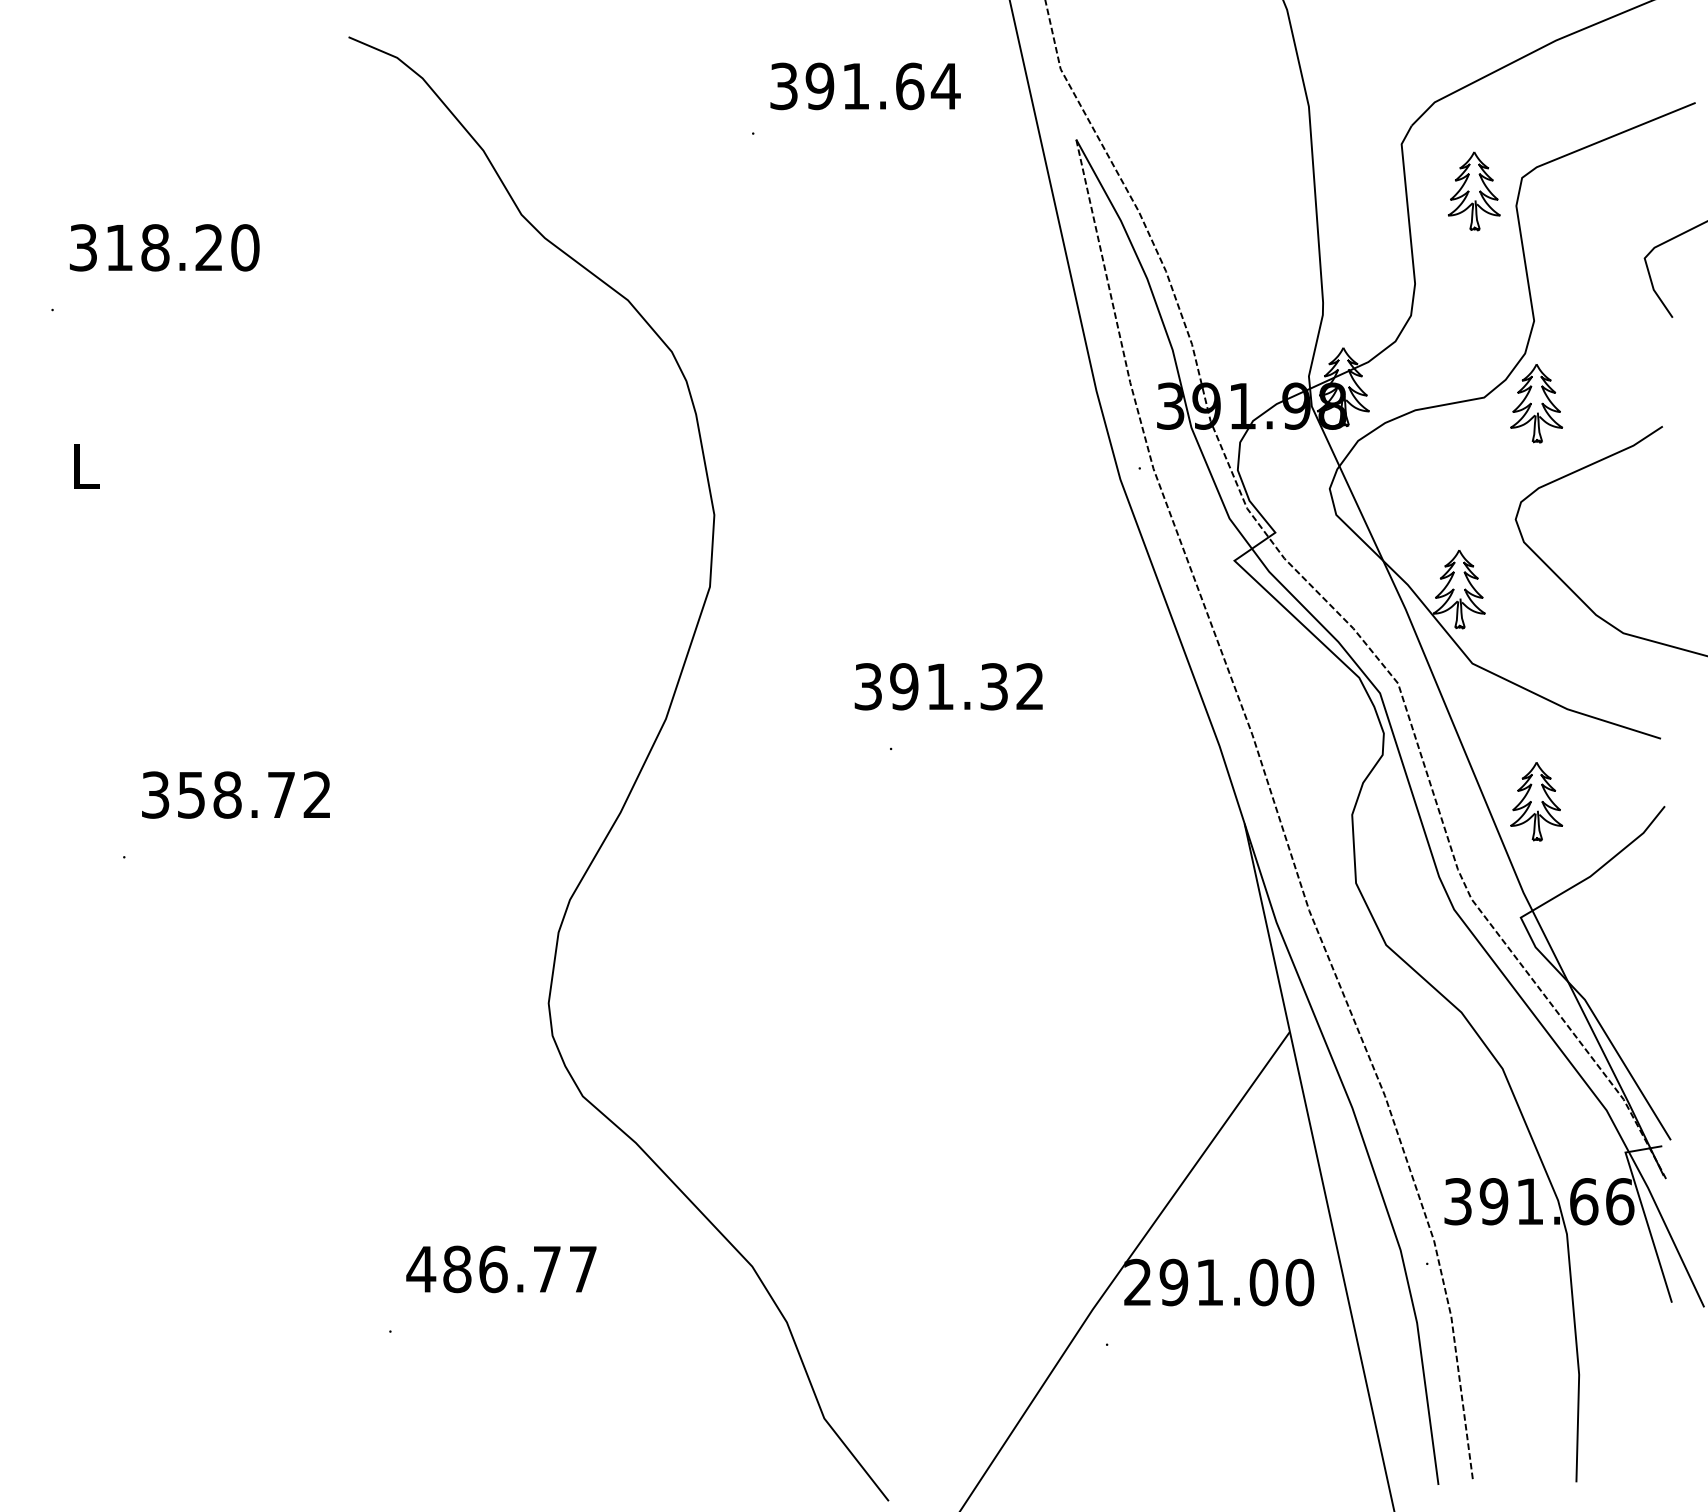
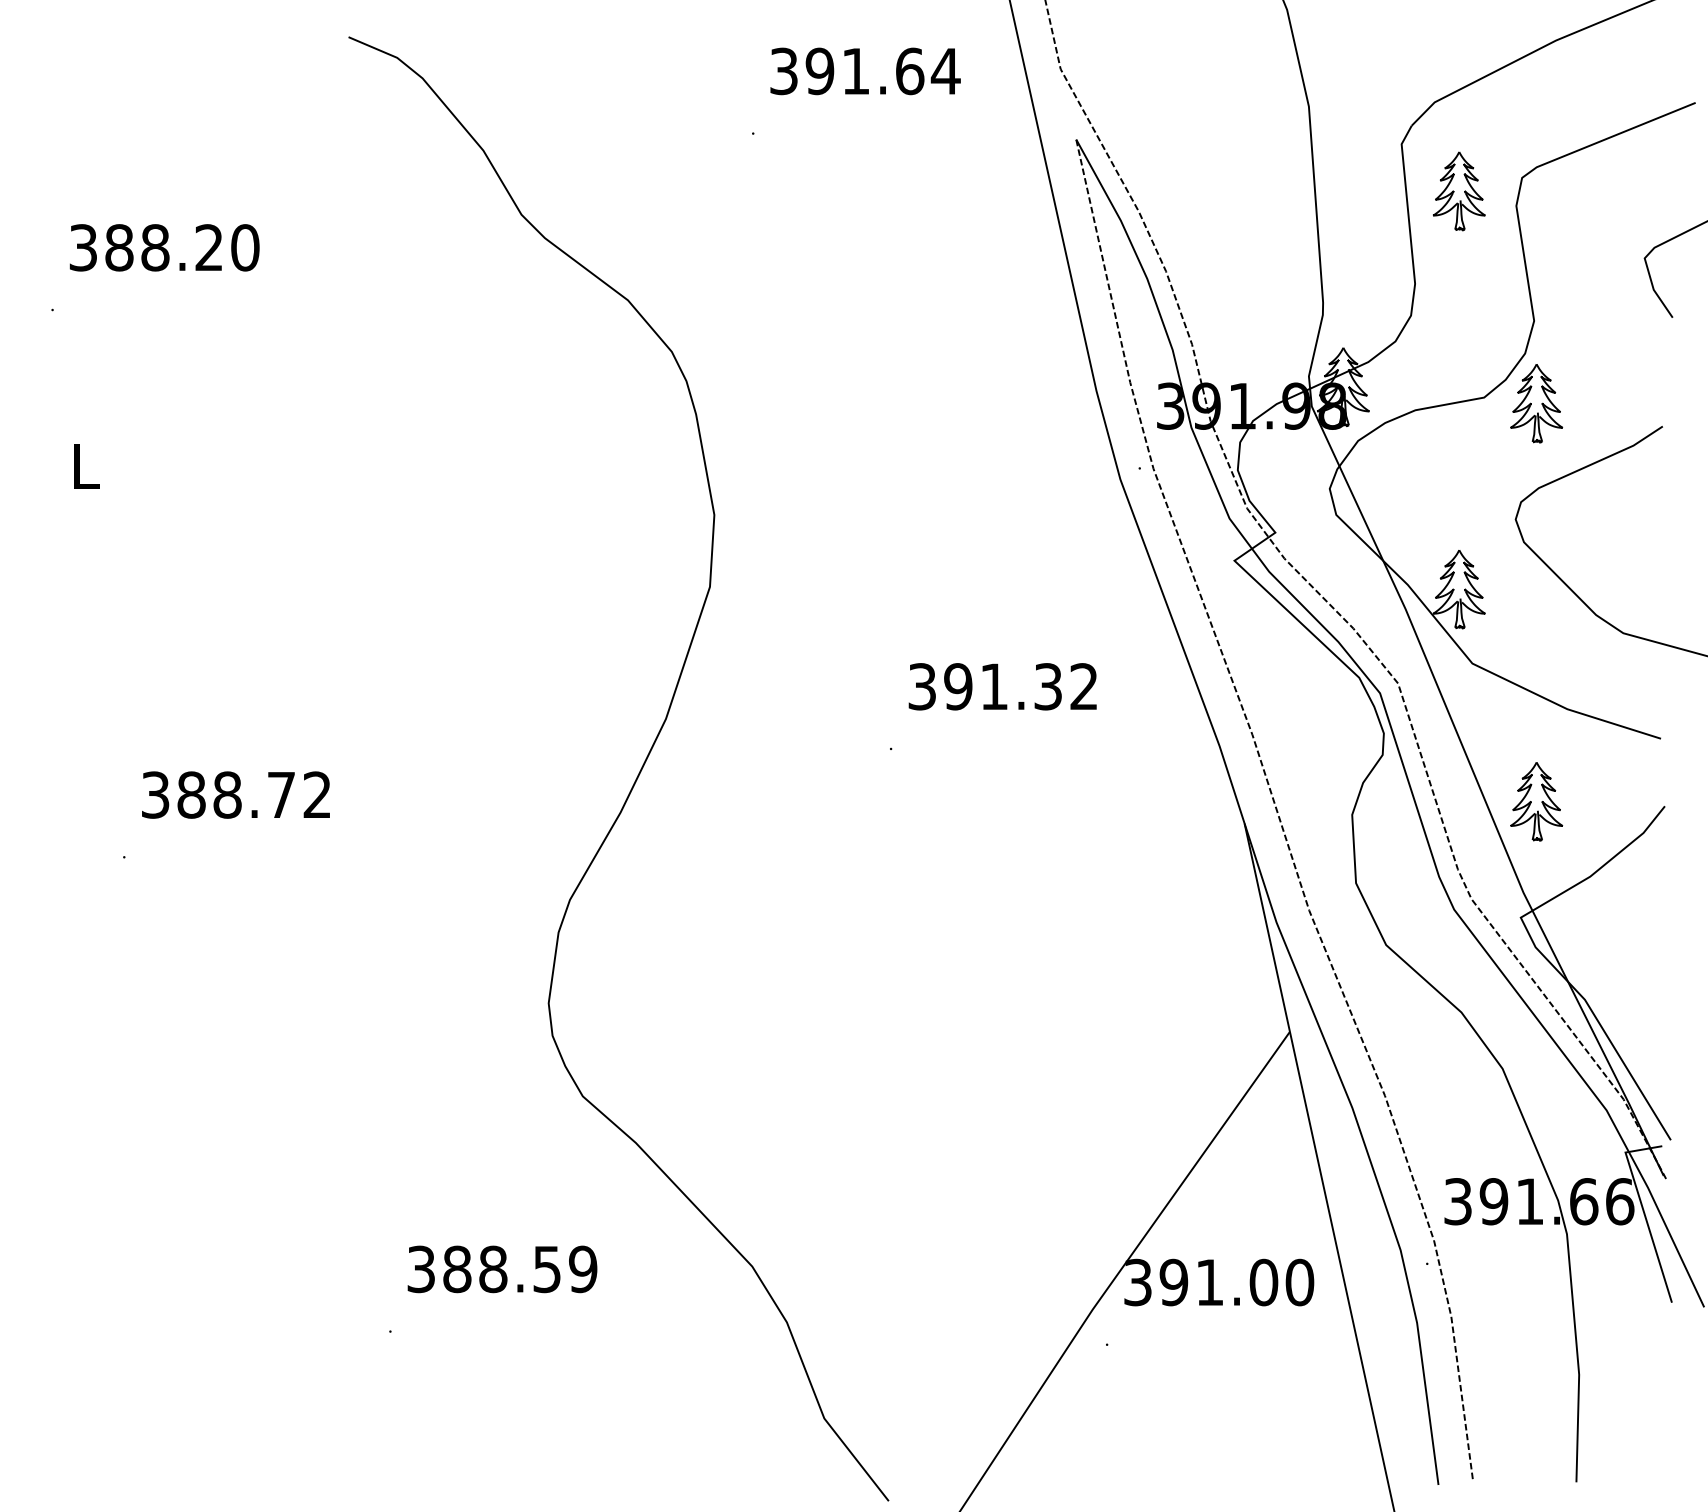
text position: (865, 86) -> (865, 71) (865, 71)
part position: (1474, 191) -> (1459, 191) (1459, 191)
text: 318.20 -> 388.20 (119, 247)
text position: (948, 686) -> (1002, 686) (1002, 686)
text: 358.72 -> 388.72 (191, 794)
text: 486.77 -> 388.59 (501, 1269)
text: 291.00 -> 391.00 (1137, 1282)
